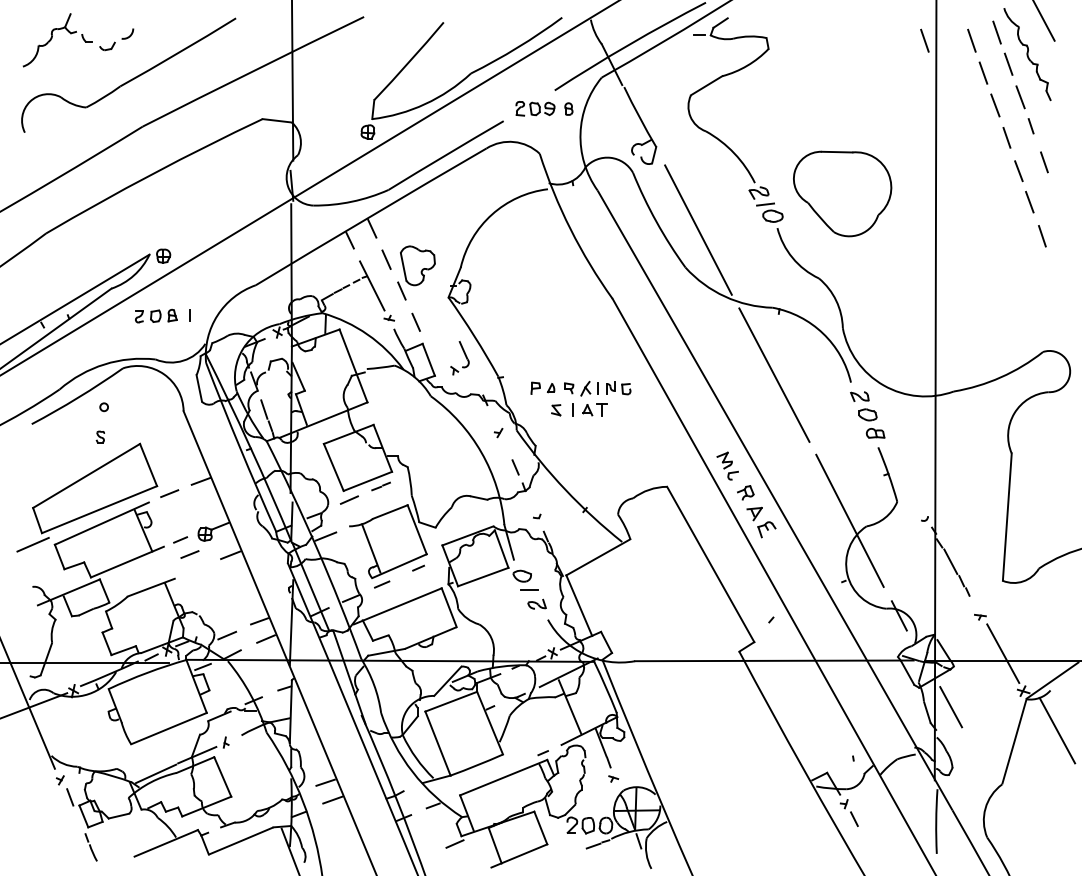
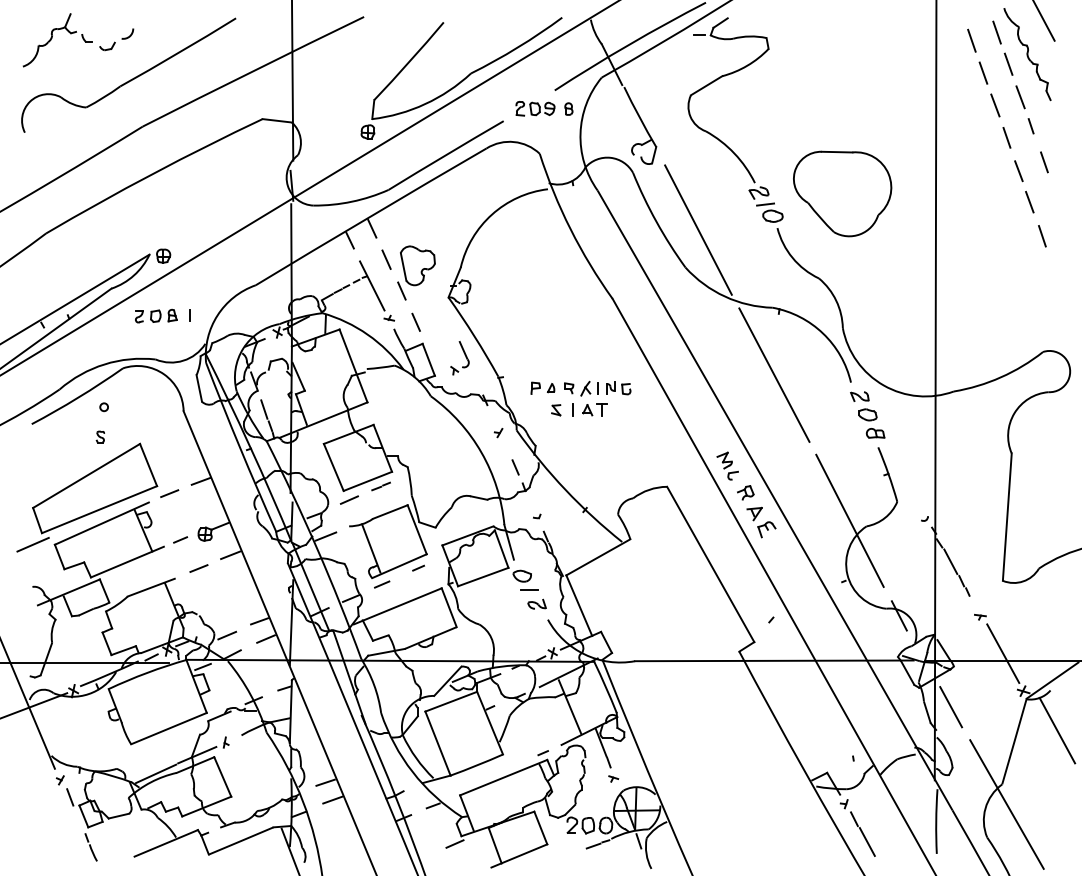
line: present -> none (924, 40)
line position: (189, 554) -> (198, 568) (198, 568)
line: none -> present (1006, 804)
line: none -> present (866, 841)
